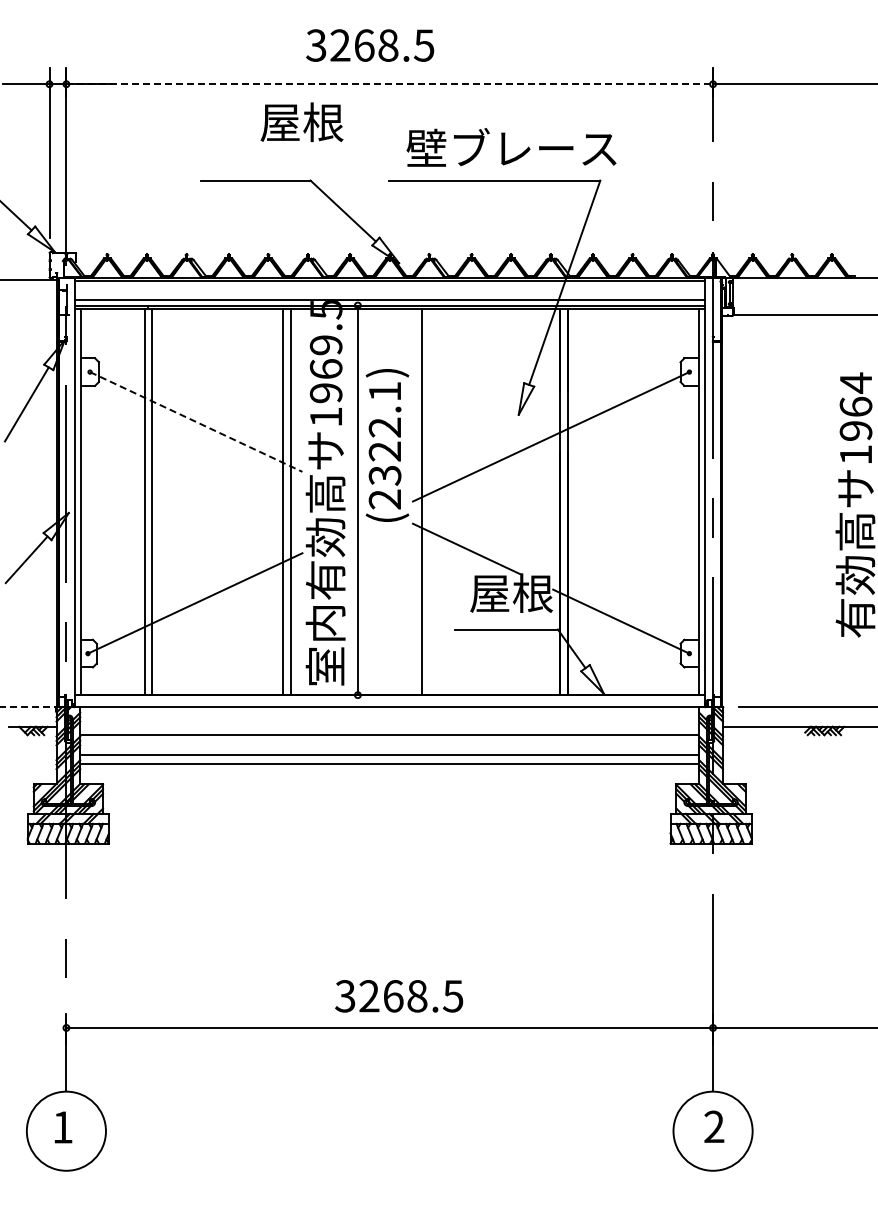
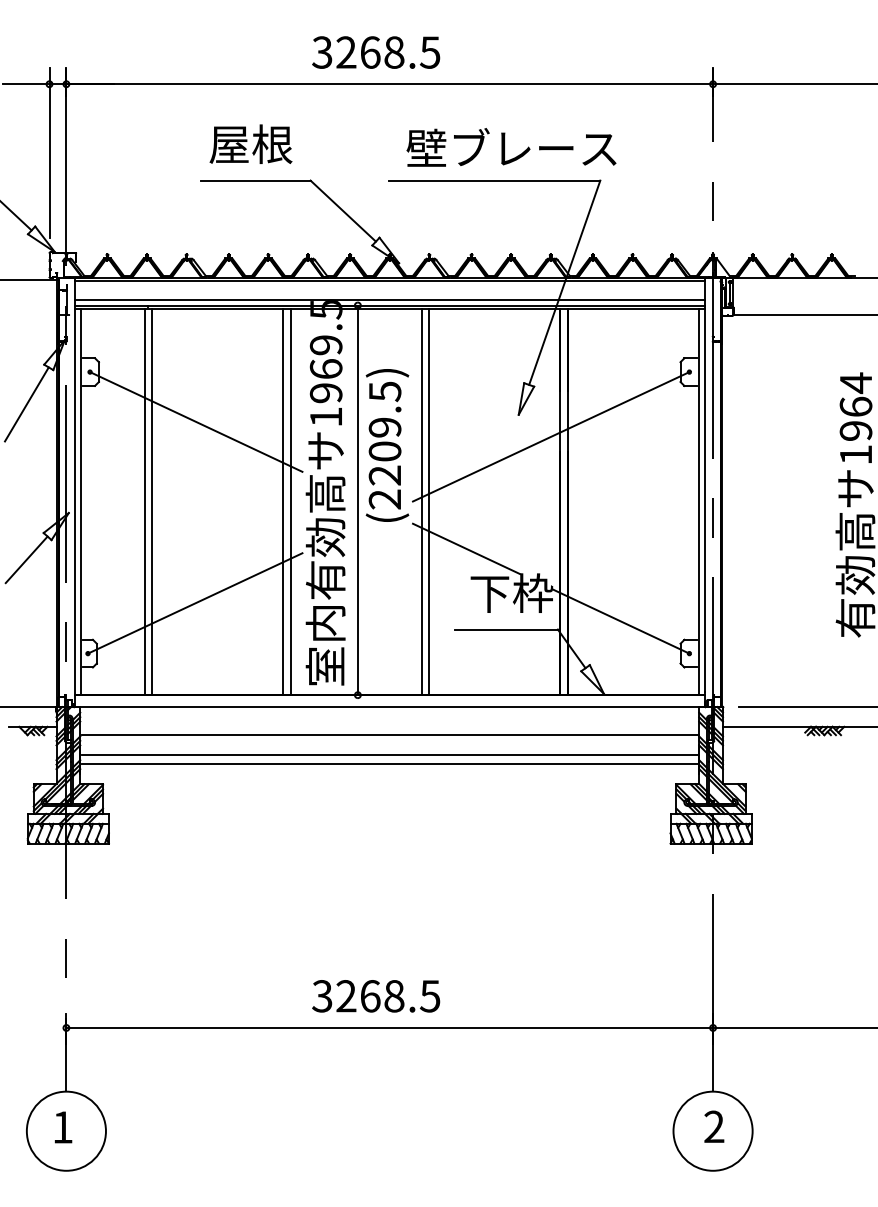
text position: (370, 45) -> (376, 52) (376, 52)
line: dashed -> solid (390, 84)
text position: (301, 121) -> (250, 143) (250, 143)
line: dashed -> solid (196, 422)
text: (2322.1) -> (2209.5) (384, 433)
line: none -> present (429, 501)
text: 屋根 -> 下枠 (511, 592)
line: dashed -> solid (29, 707)
text position: (399, 996) -> (376, 996) (376, 996)
